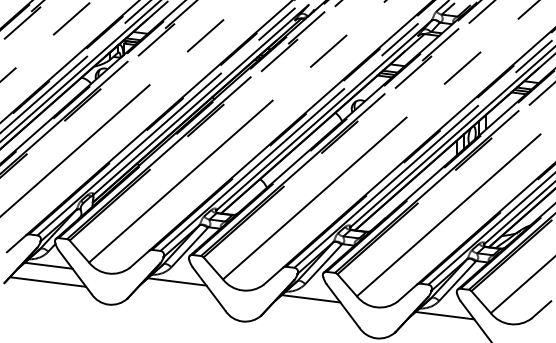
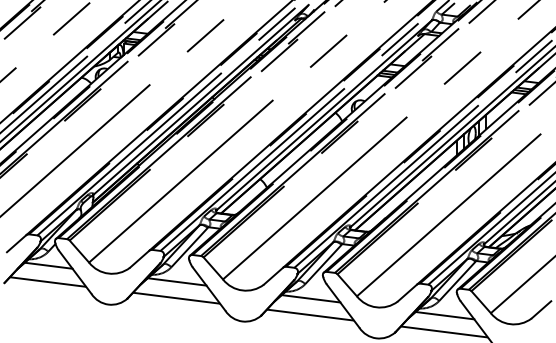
line: none -> present (176, 297)
line: none -> present (310, 314)
line: none -> present (443, 331)
